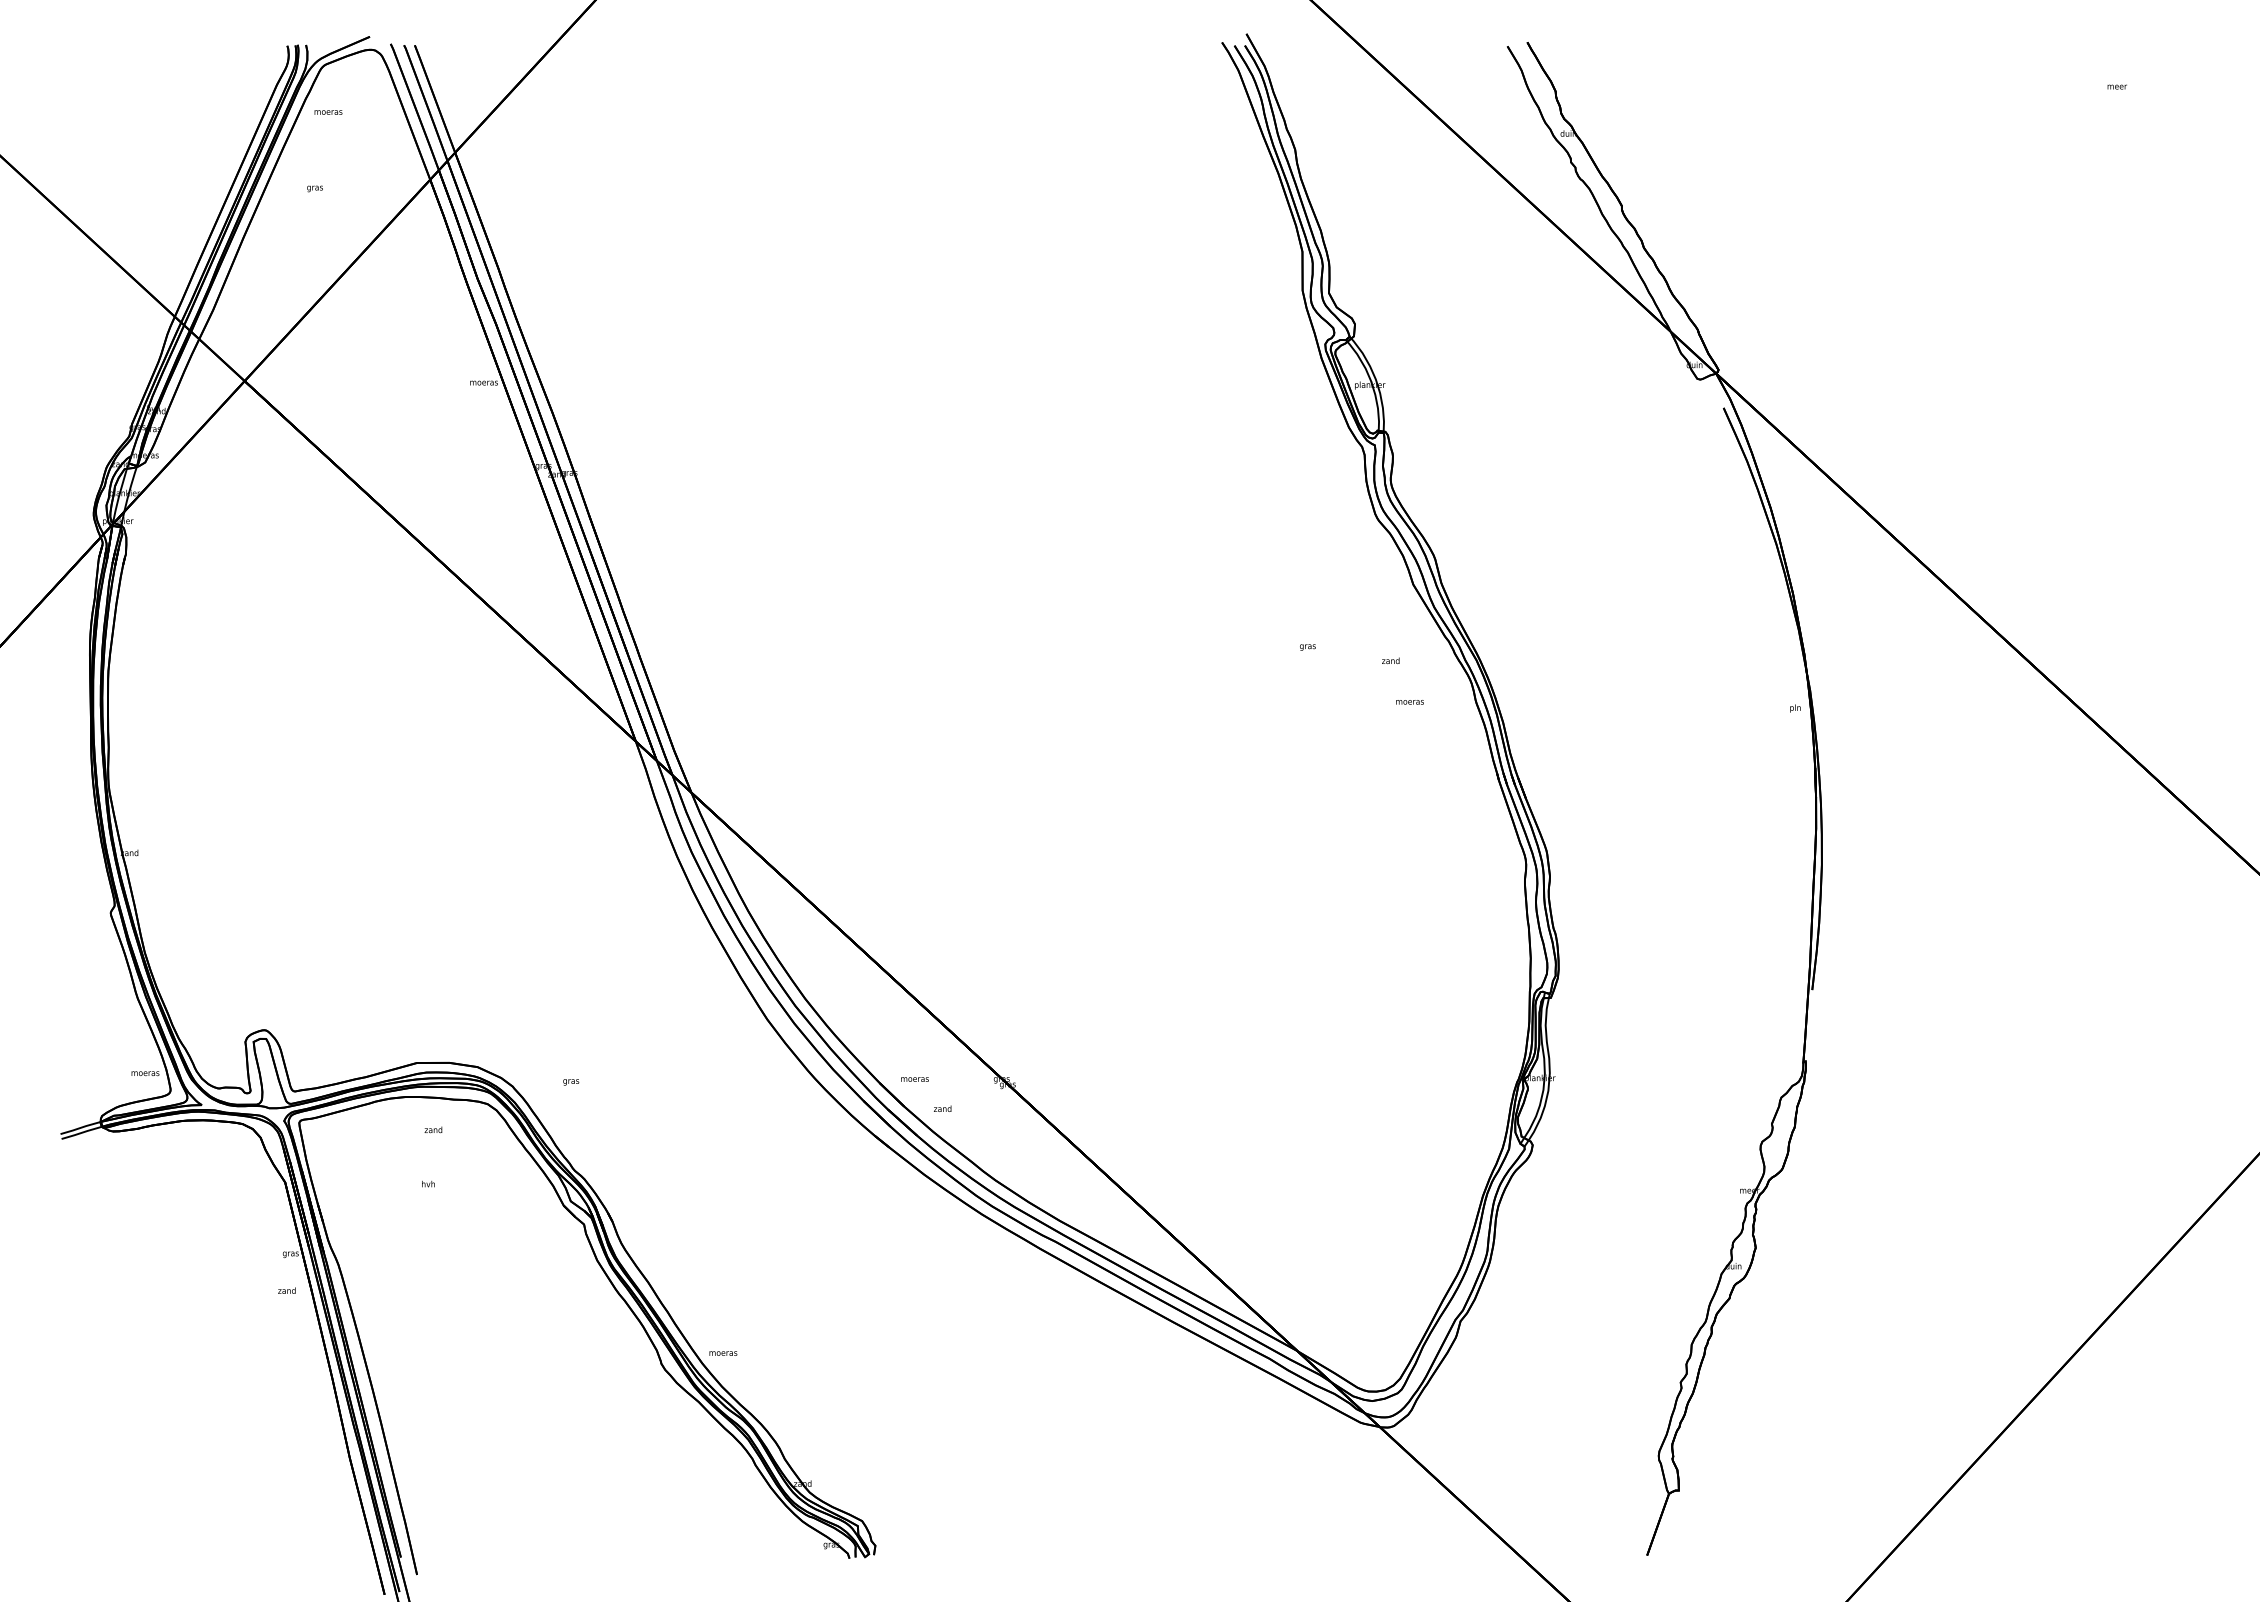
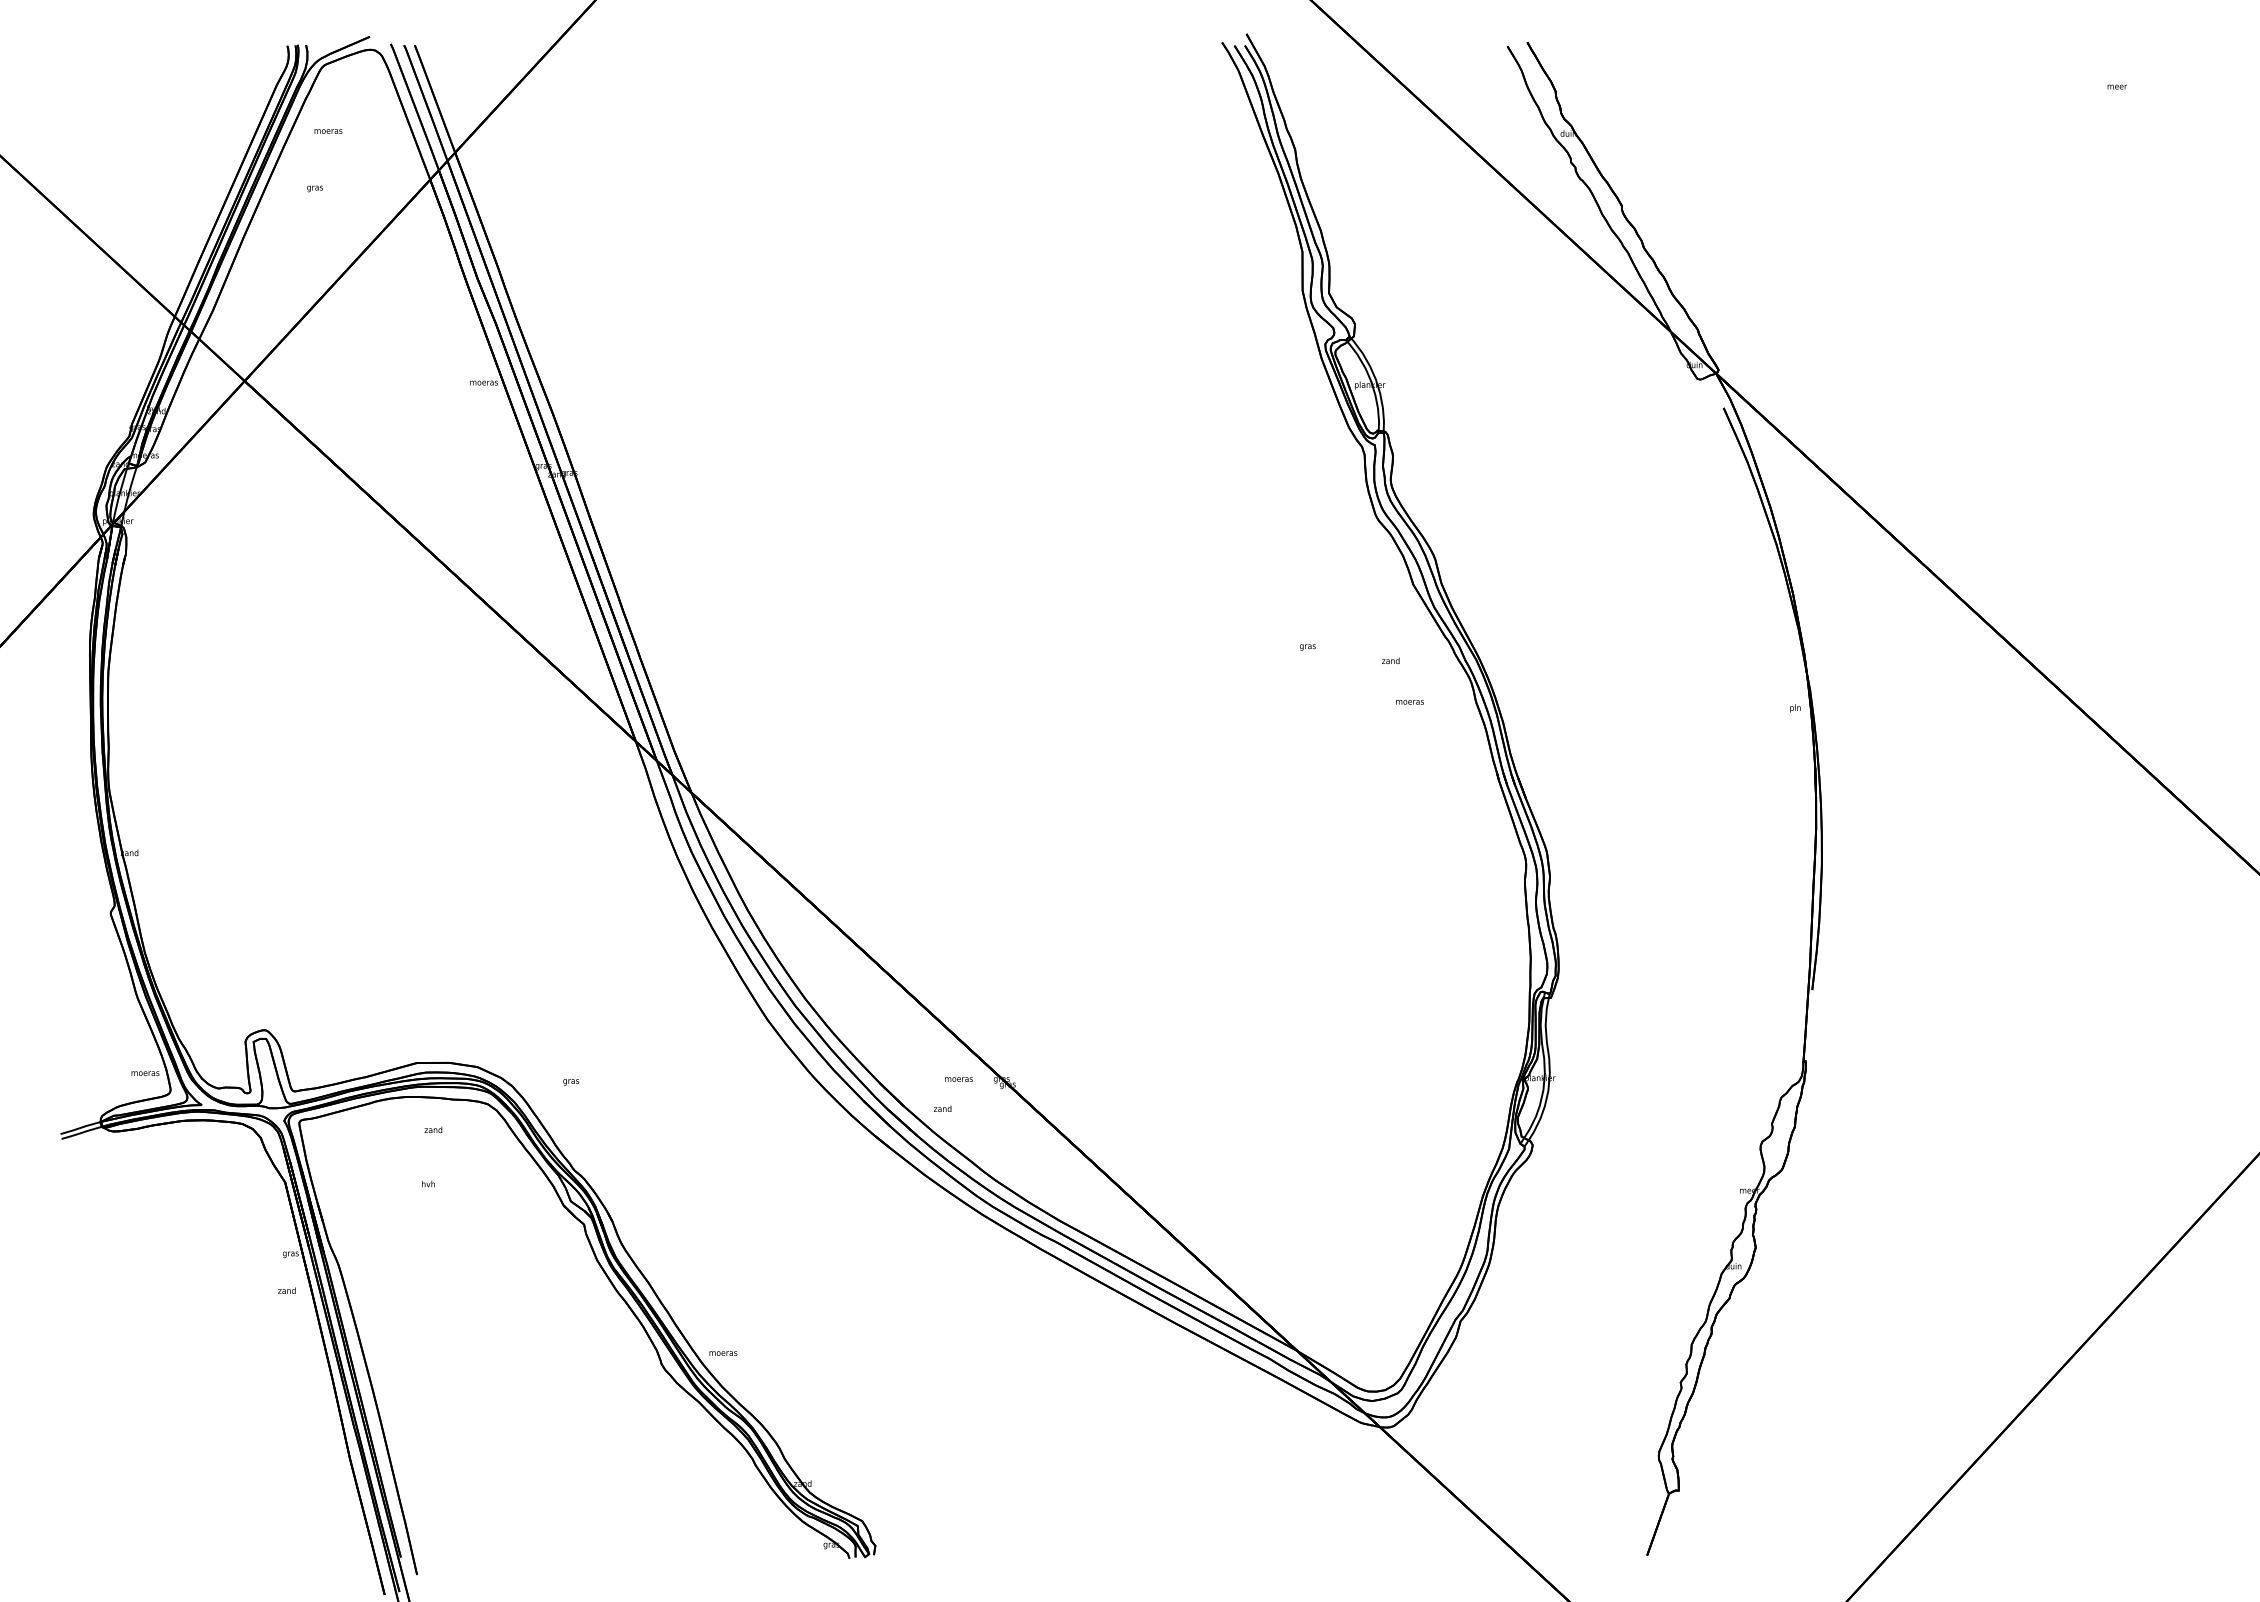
text position: (328, 112) -> (328, 131) (328, 131)
text position: (914, 1079) -> (958, 1079) (958, 1079)
